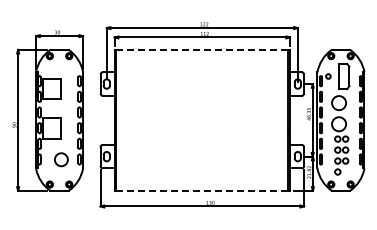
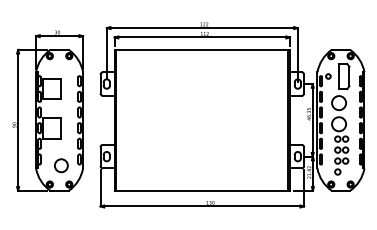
line: dashed -> solid (202, 49)
circle position: (61, 159) -> (61, 165) (61, 165)
line: dashed -> solid (201, 190)
